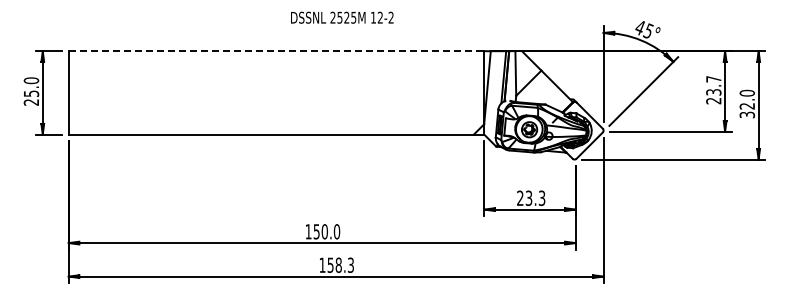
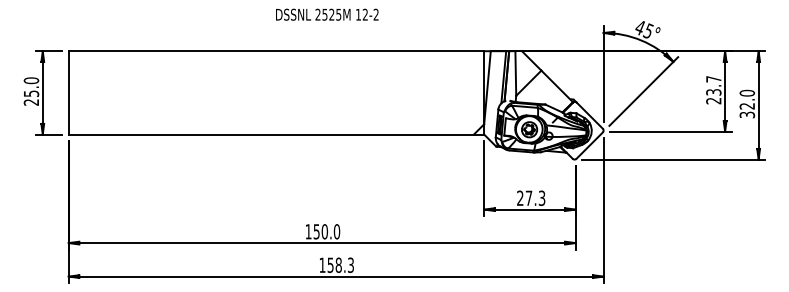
text position: (342, 17) -> (327, 14) (327, 14)
line: dashed -> solid (276, 51)
text: 23.3 -> 27.3 (528, 198)
